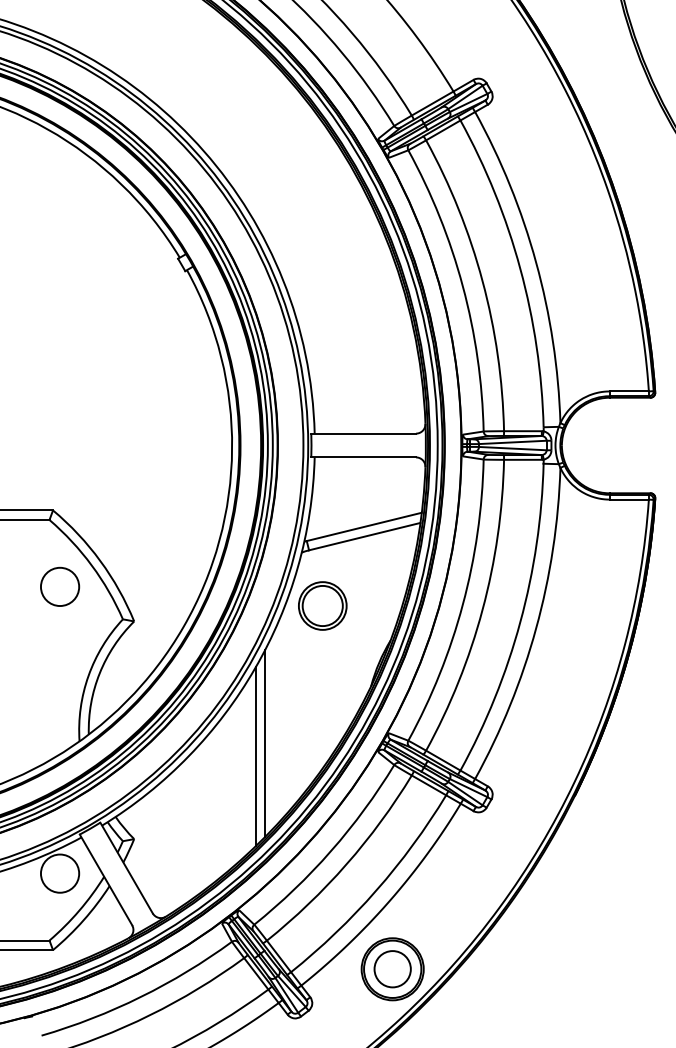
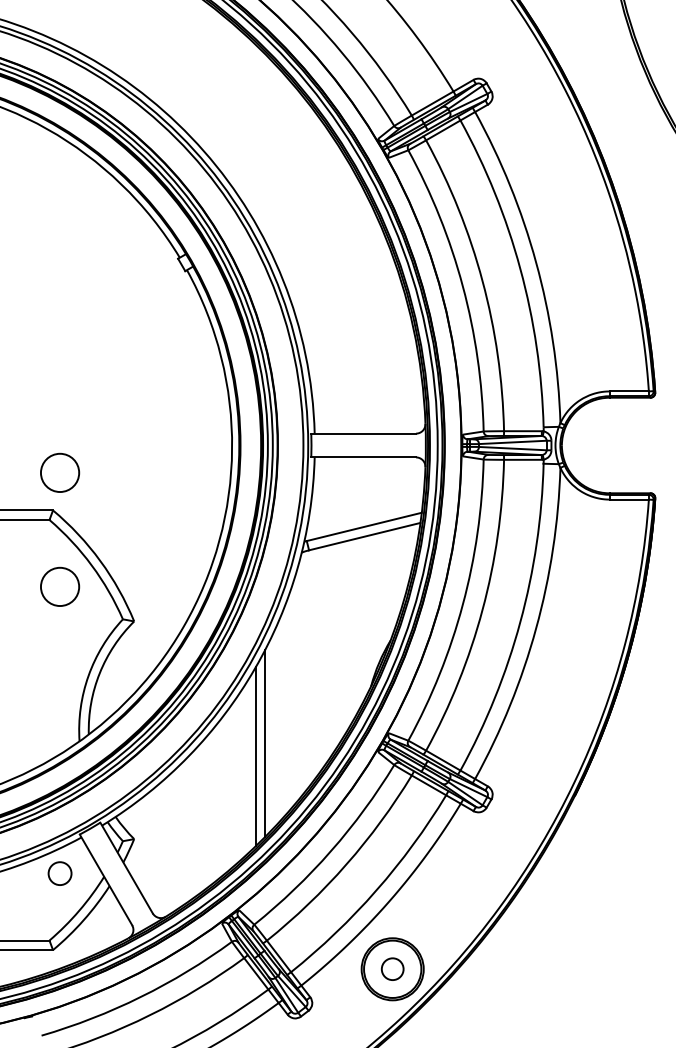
circle: none -> present (60, 472)
part: present -> none (322, 605)
circle diameter: 38 px -> 23 px (59, 873)
circle diameter: 36 px -> 22 px (392, 969)
